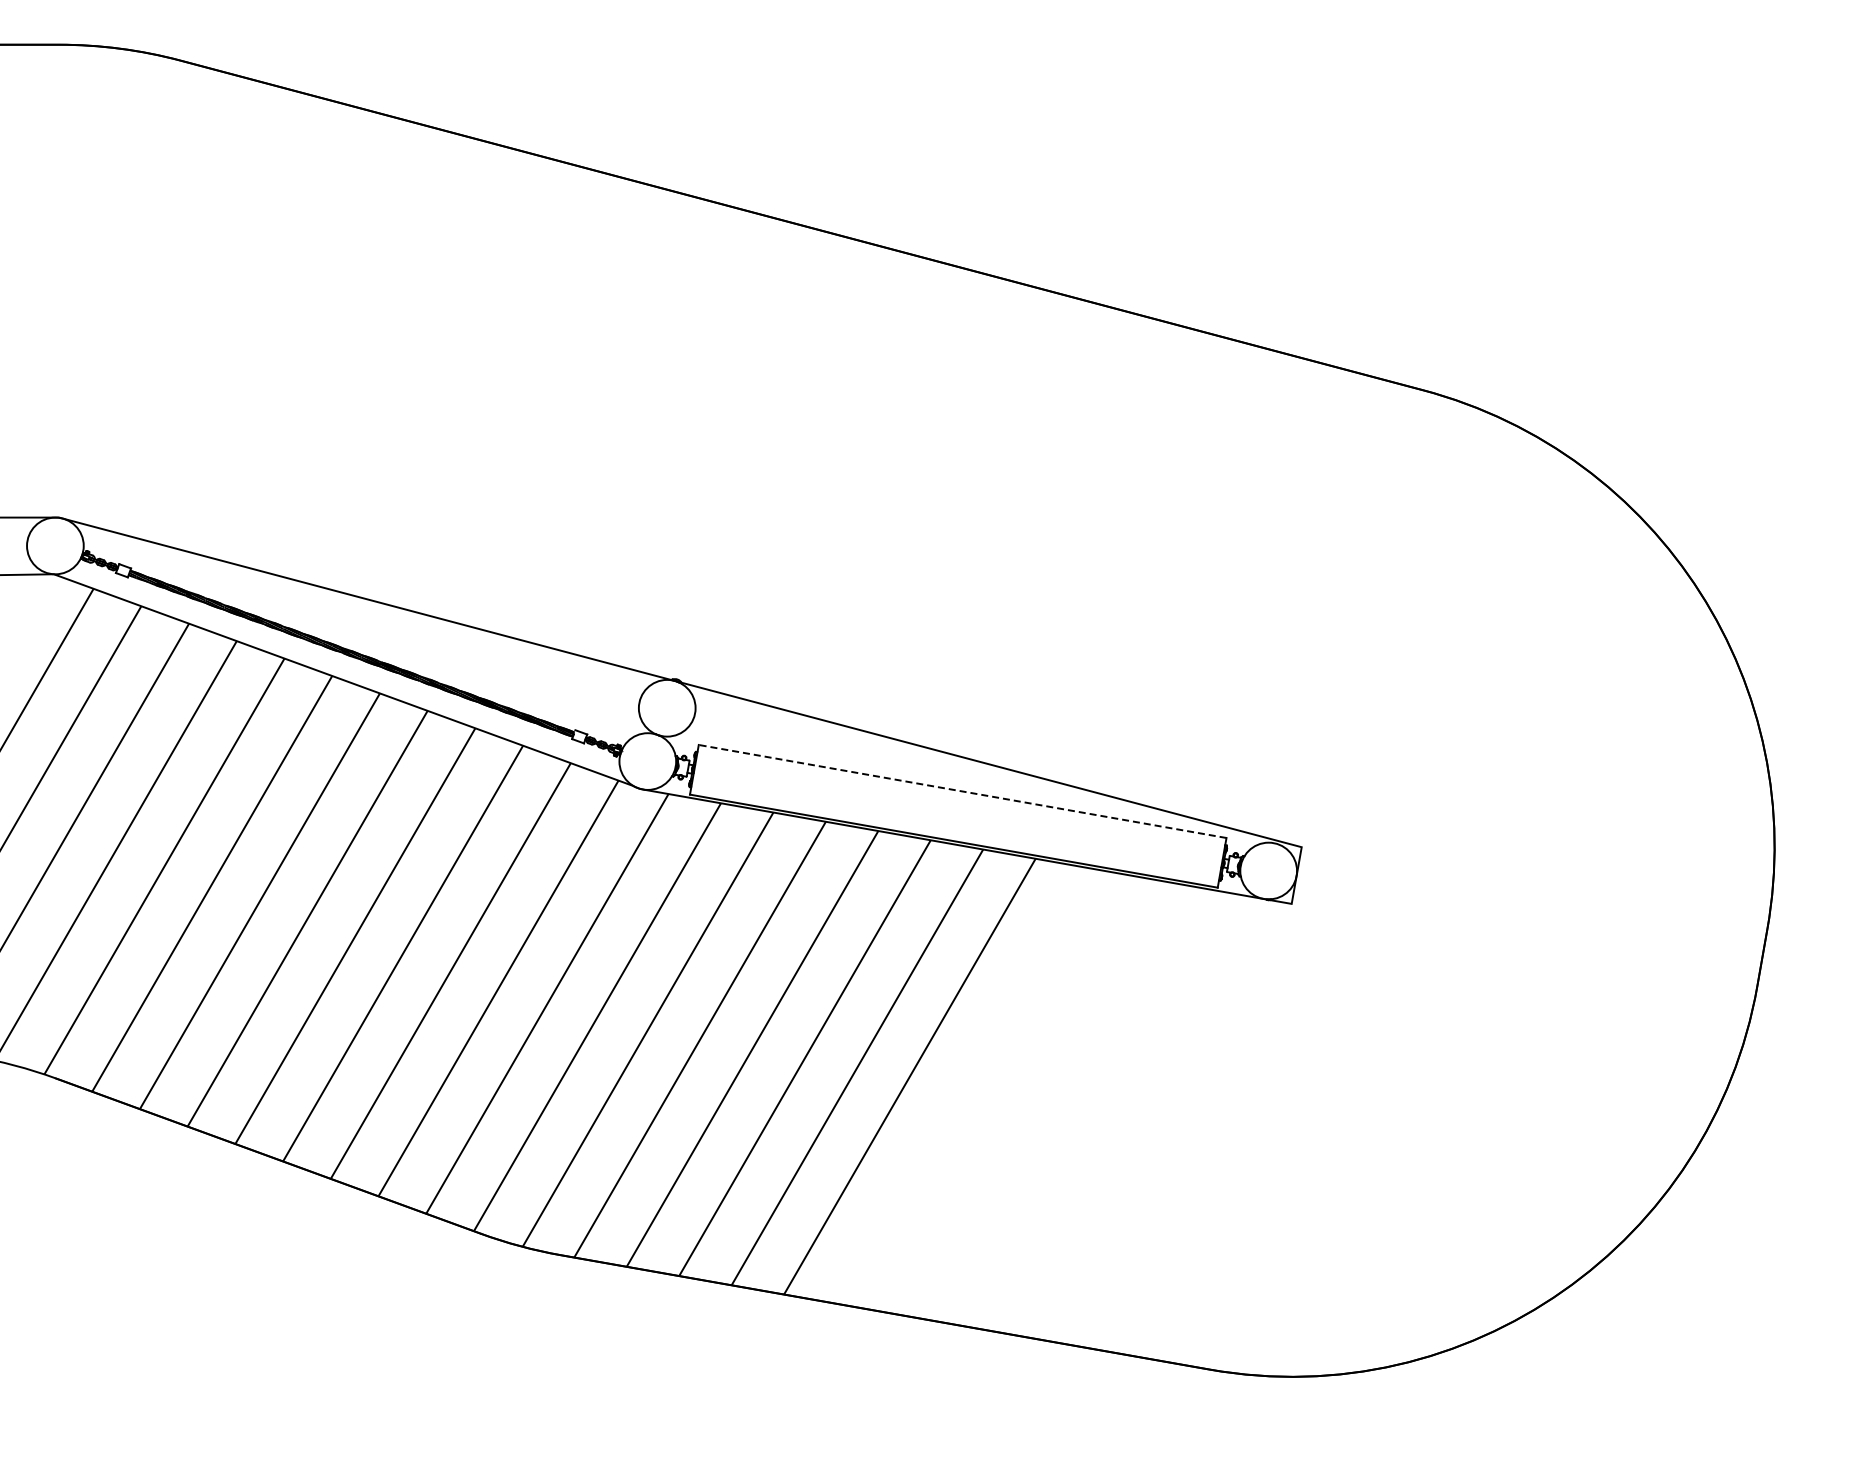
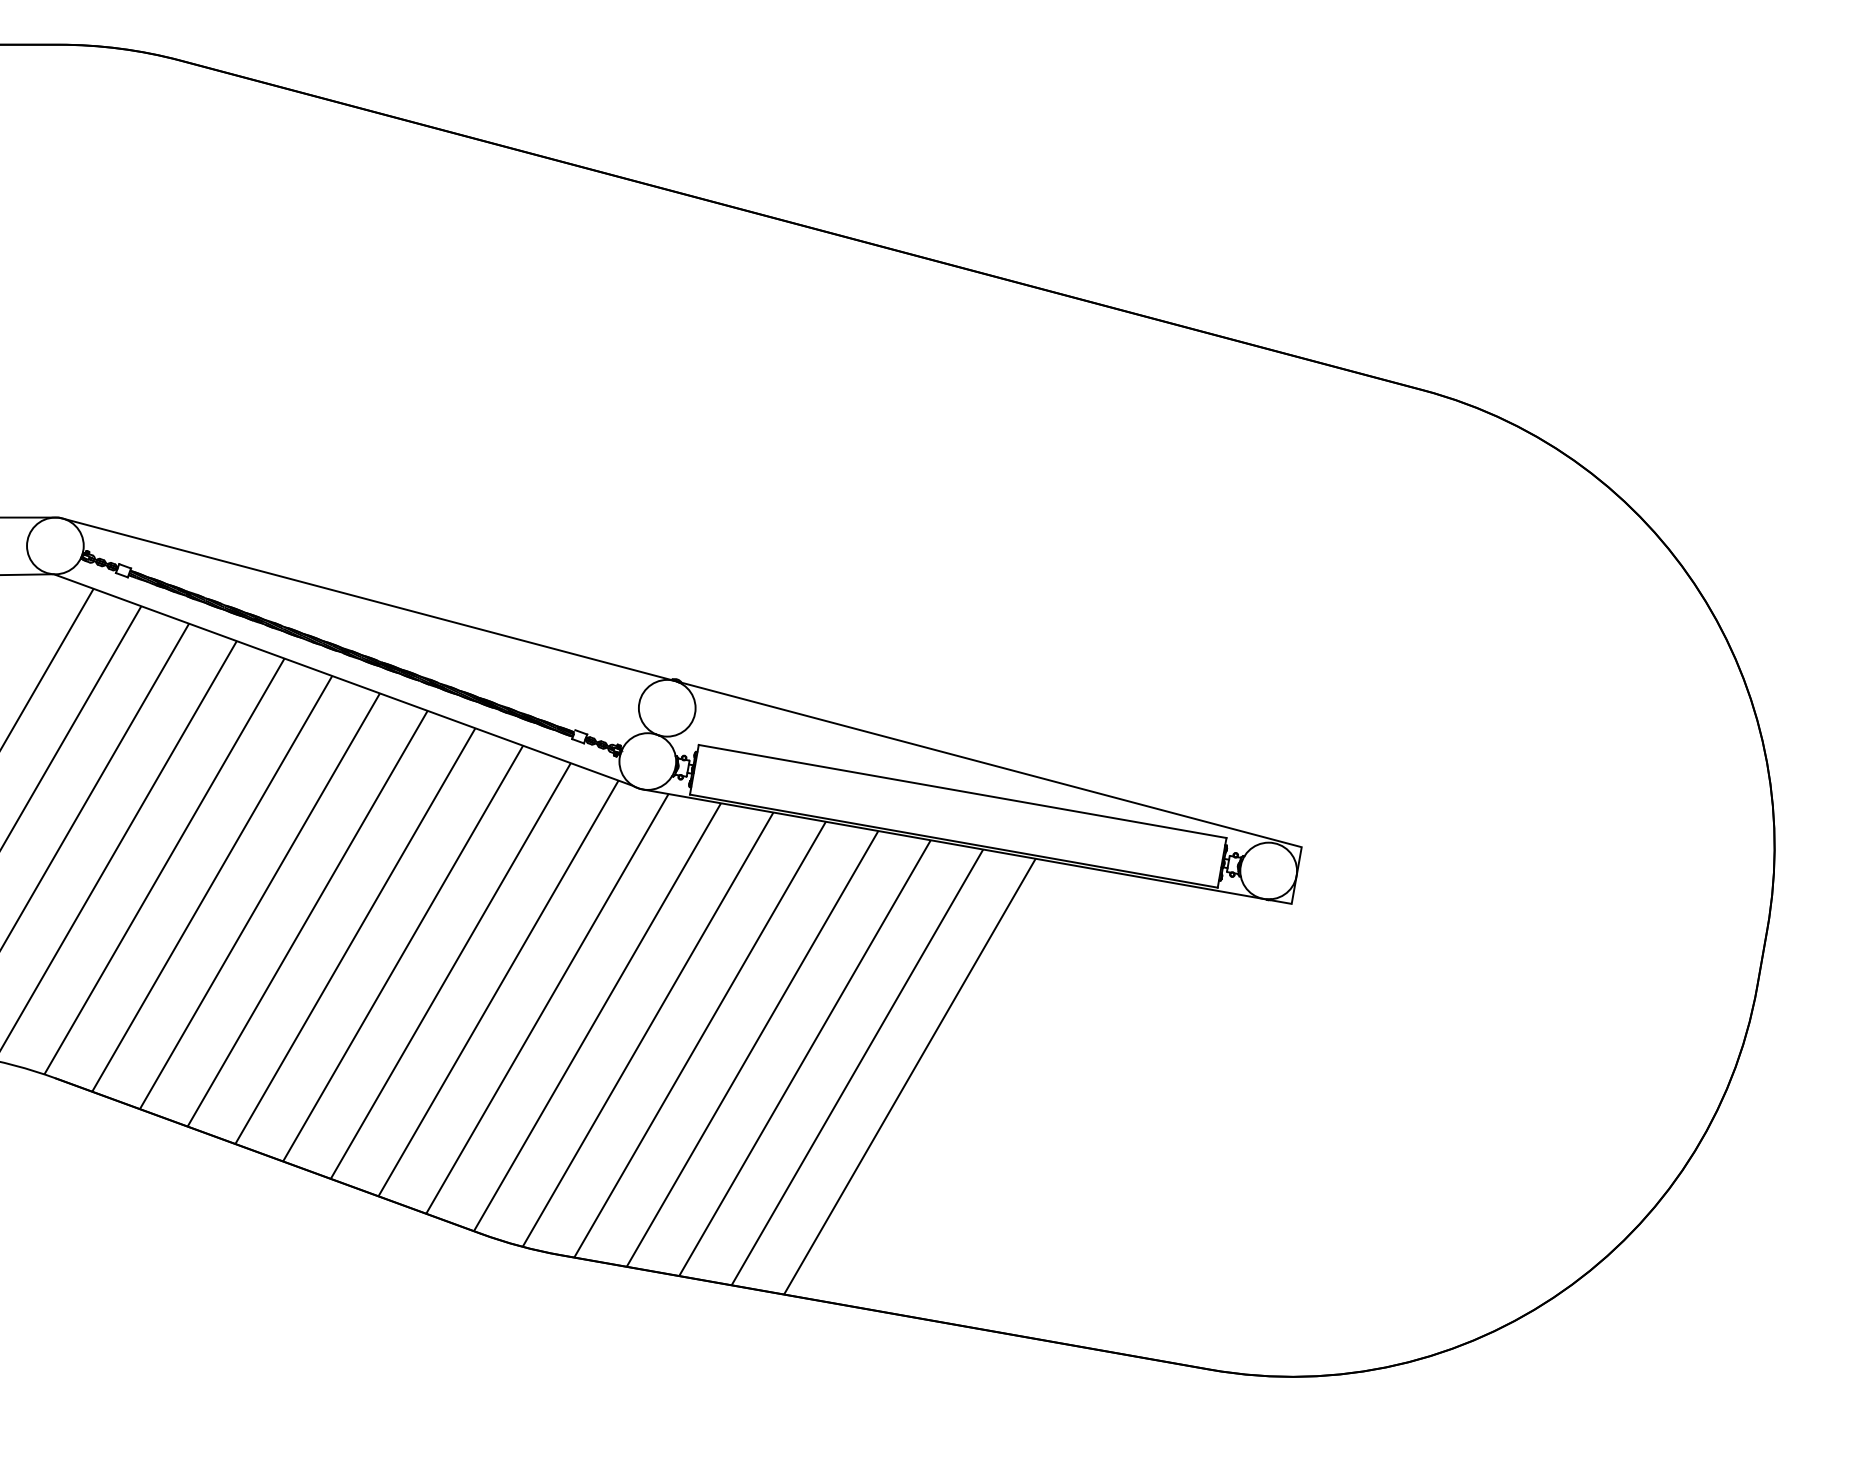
line: dashed -> solid (962, 791)
